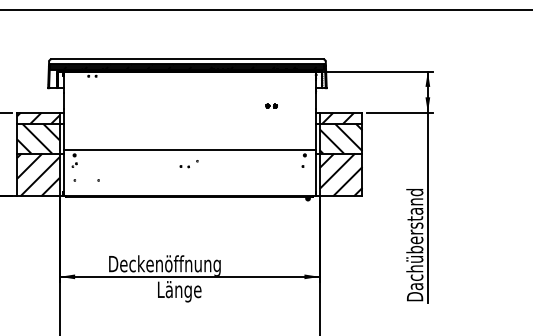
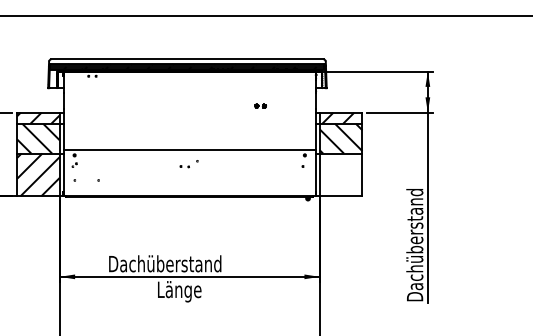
line position: (265, 10) -> (265, 16) (265, 16)
part position: (271, 105) -> (260, 105) (260, 105)
hatch: present -> none (340, 174)
text: Deckenöffnung -> Dachüberstand (170, 265)
